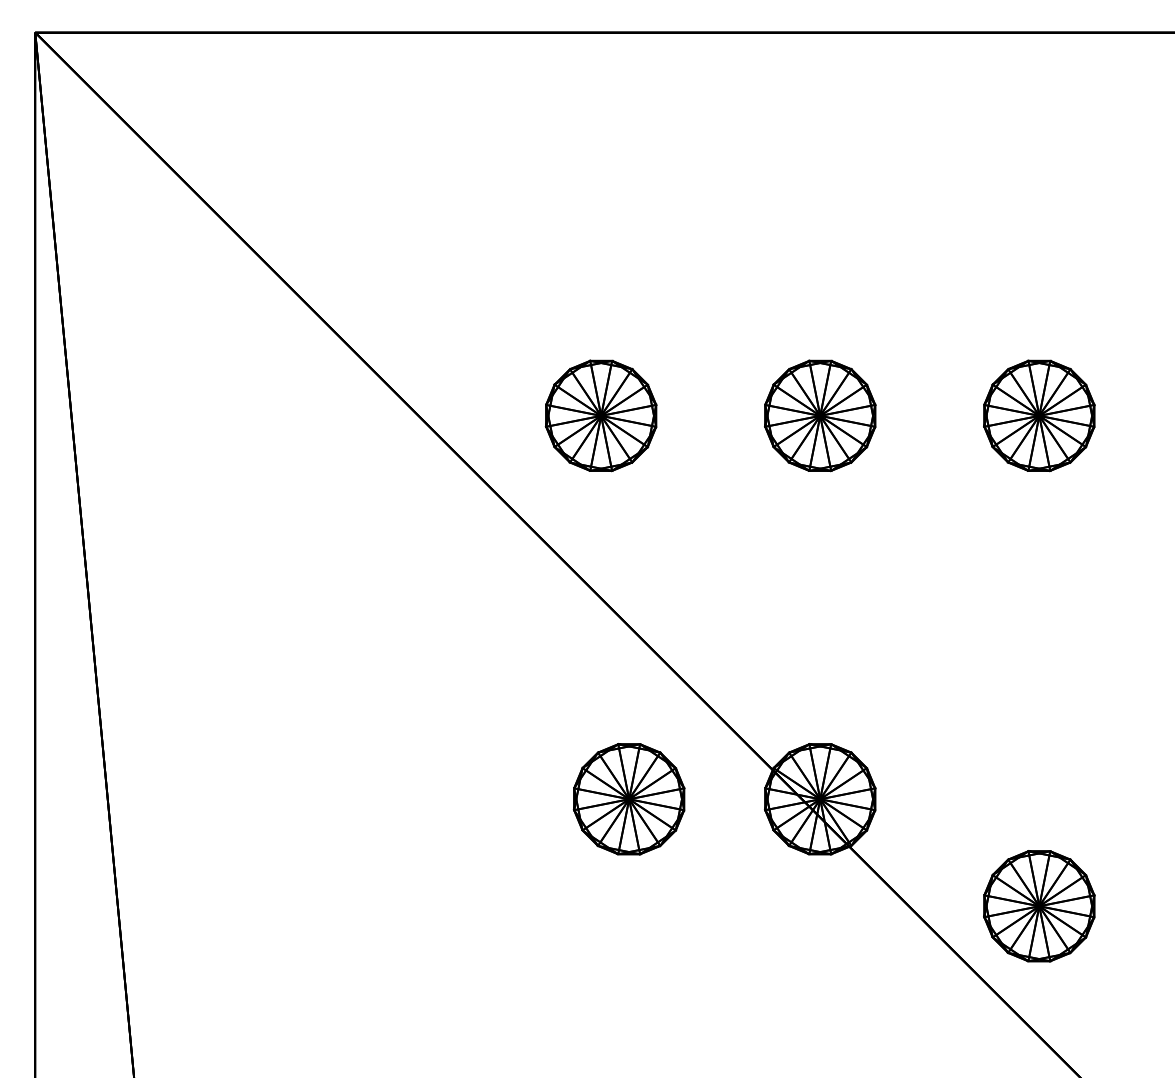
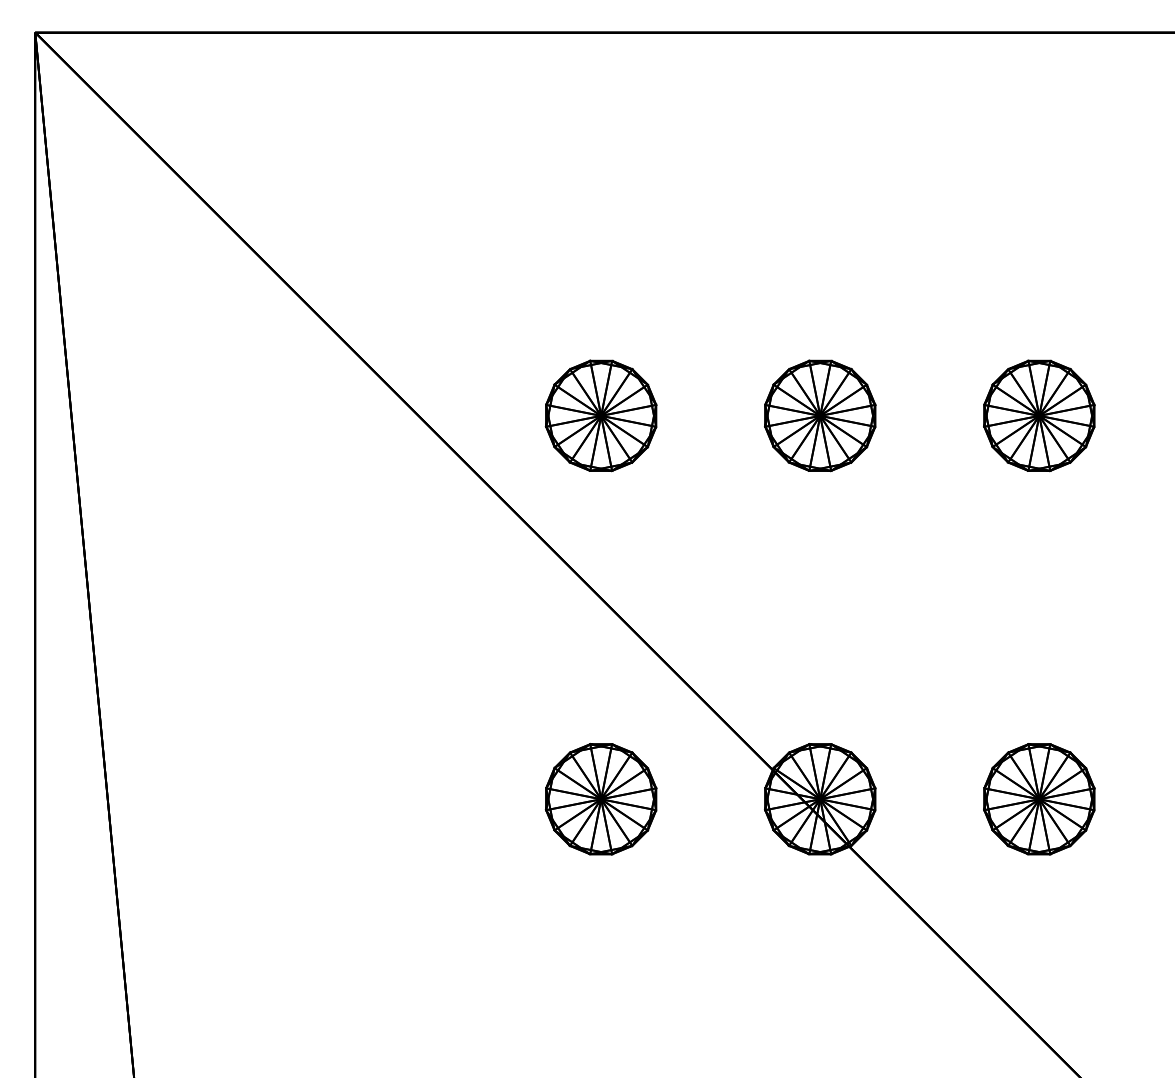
part position: (628, 799) -> (600, 799) (600, 799)
part position: (1039, 906) -> (1039, 799) (1039, 799)
